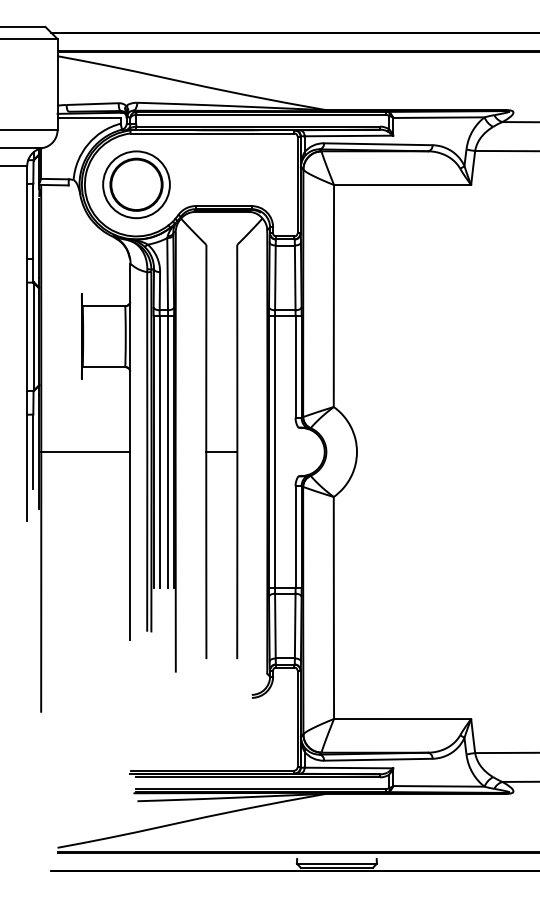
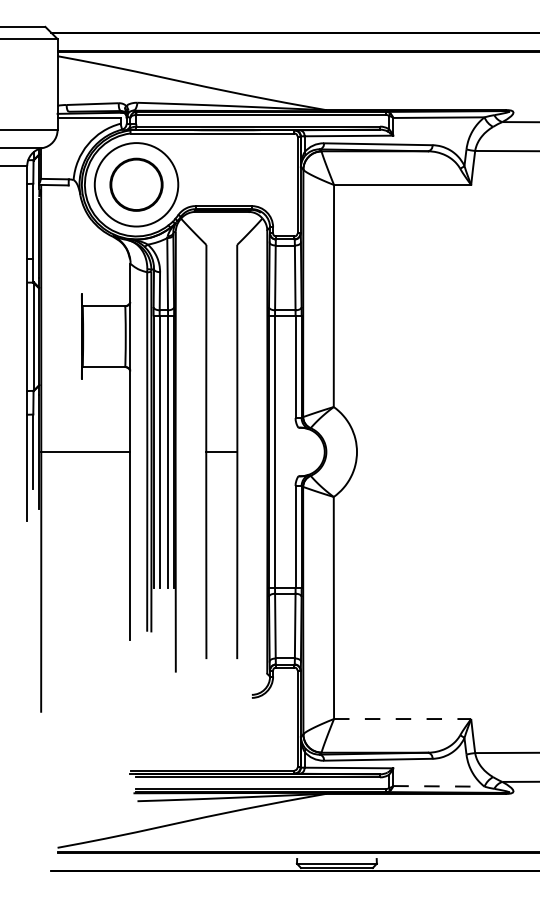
circle diameter: 67 px -> 83 px (136, 184)
line: solid -> dashed (402, 719)
line: solid -> dashed (438, 786)
